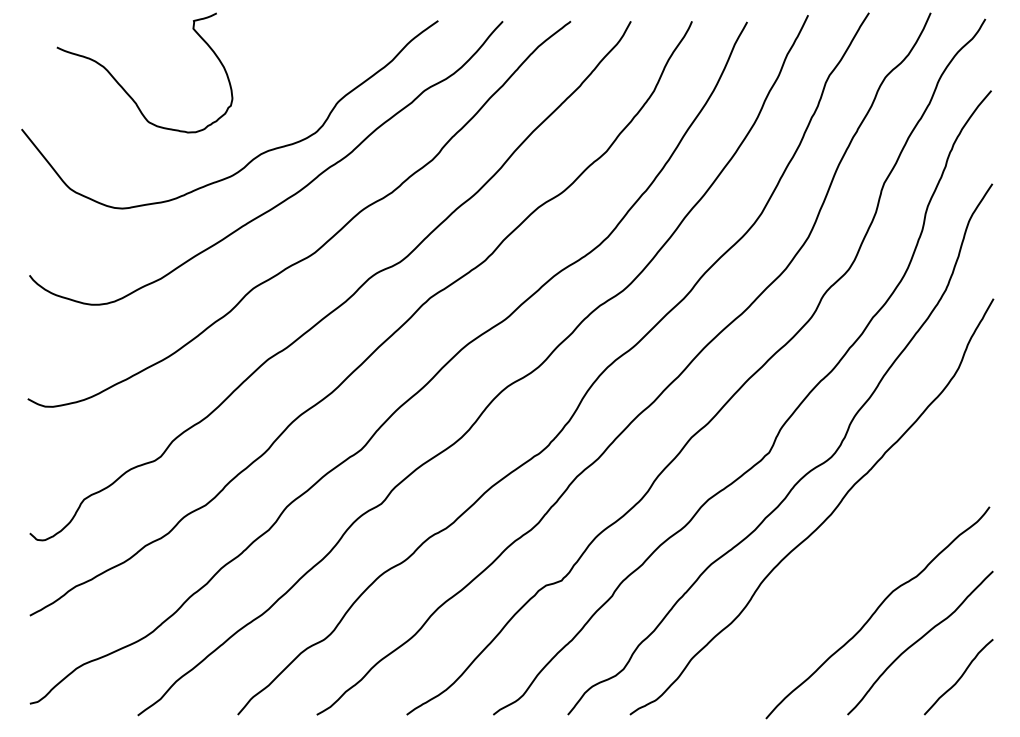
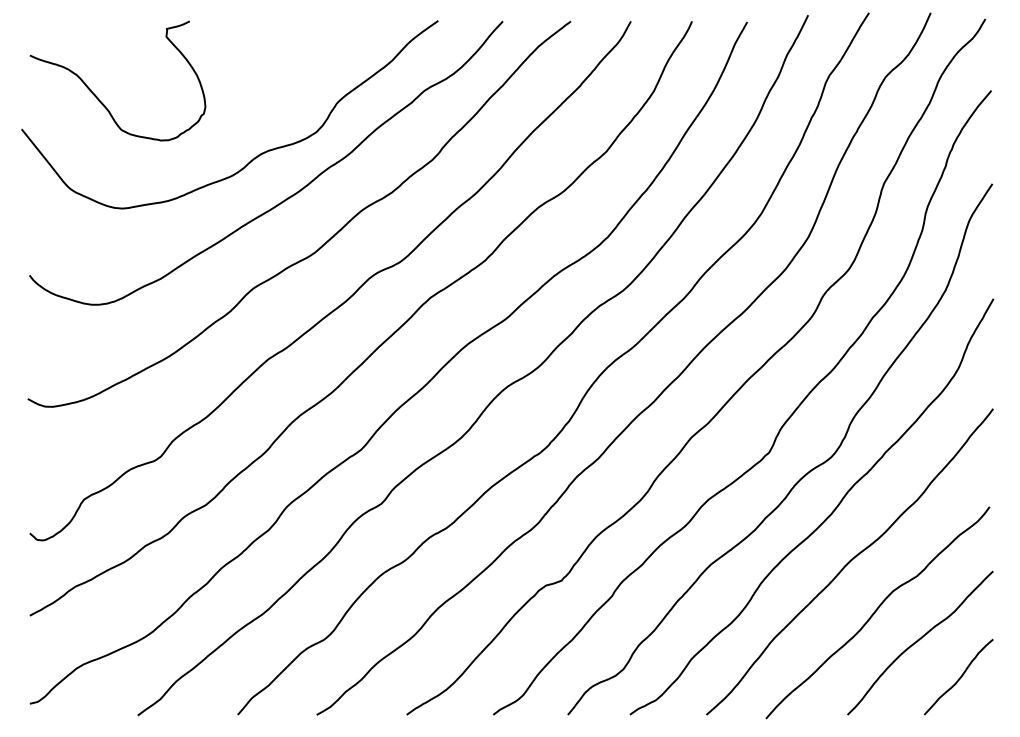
curve position: (125, 89) -> (98, 97) (98, 97)
curve: none -> present (849, 561)
